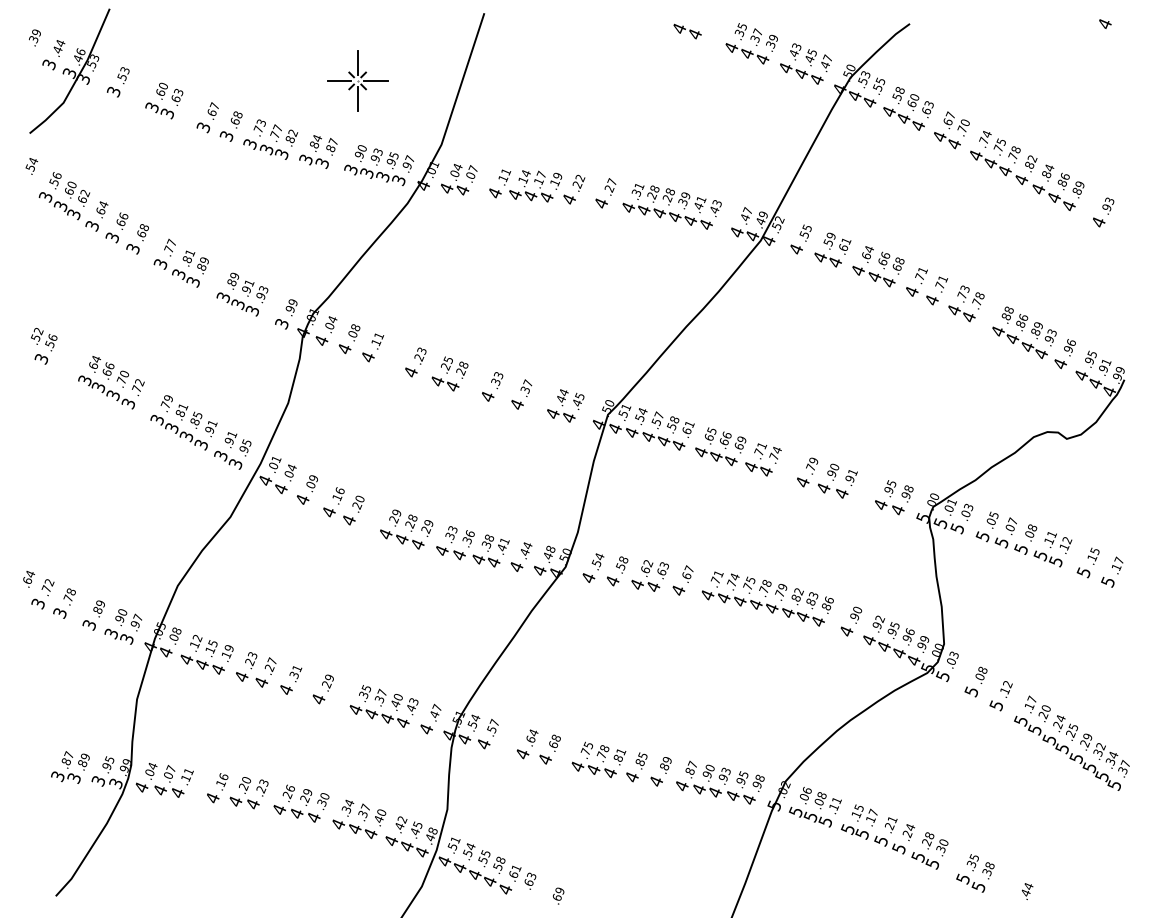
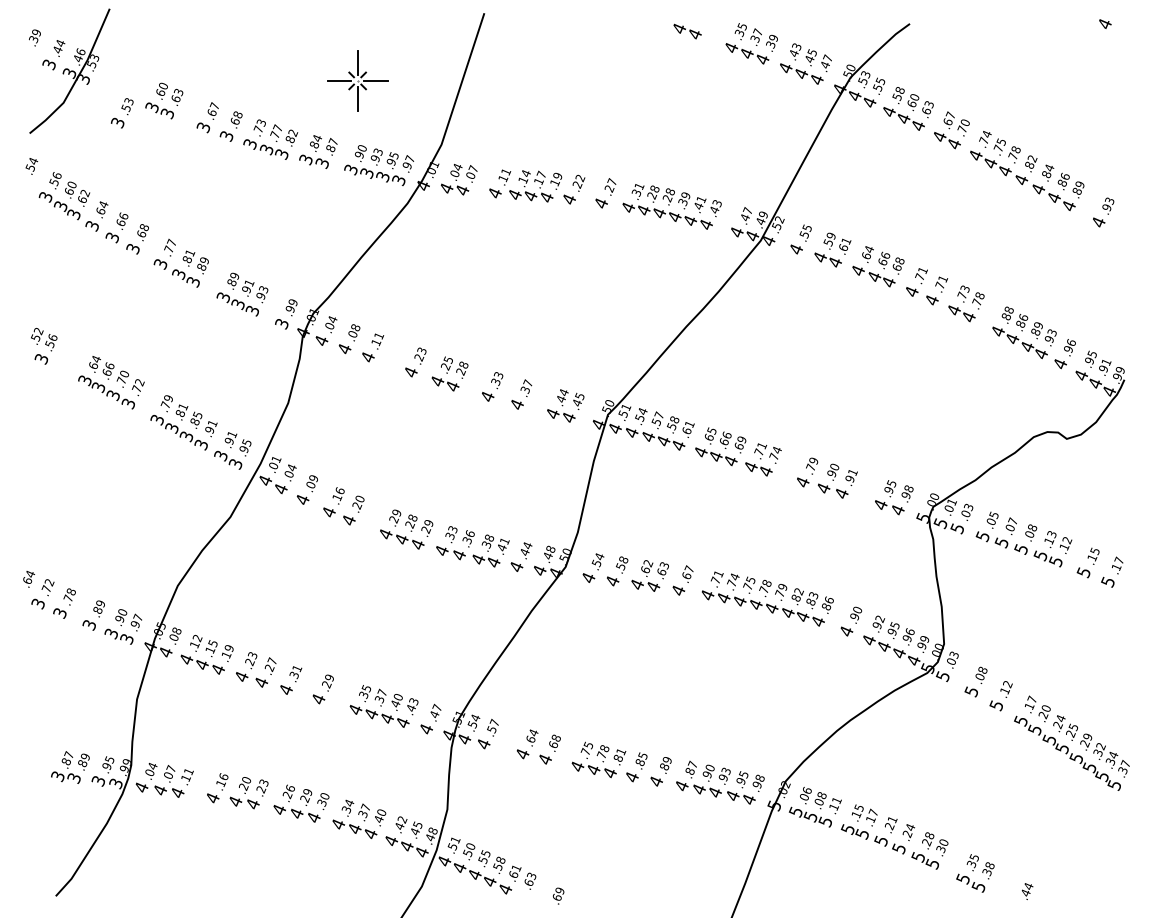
text position: (118, 82) -> (122, 113) (122, 113)
text: .11 -> .13 (1051, 534)
text: .54 -> .50 (470, 846)
